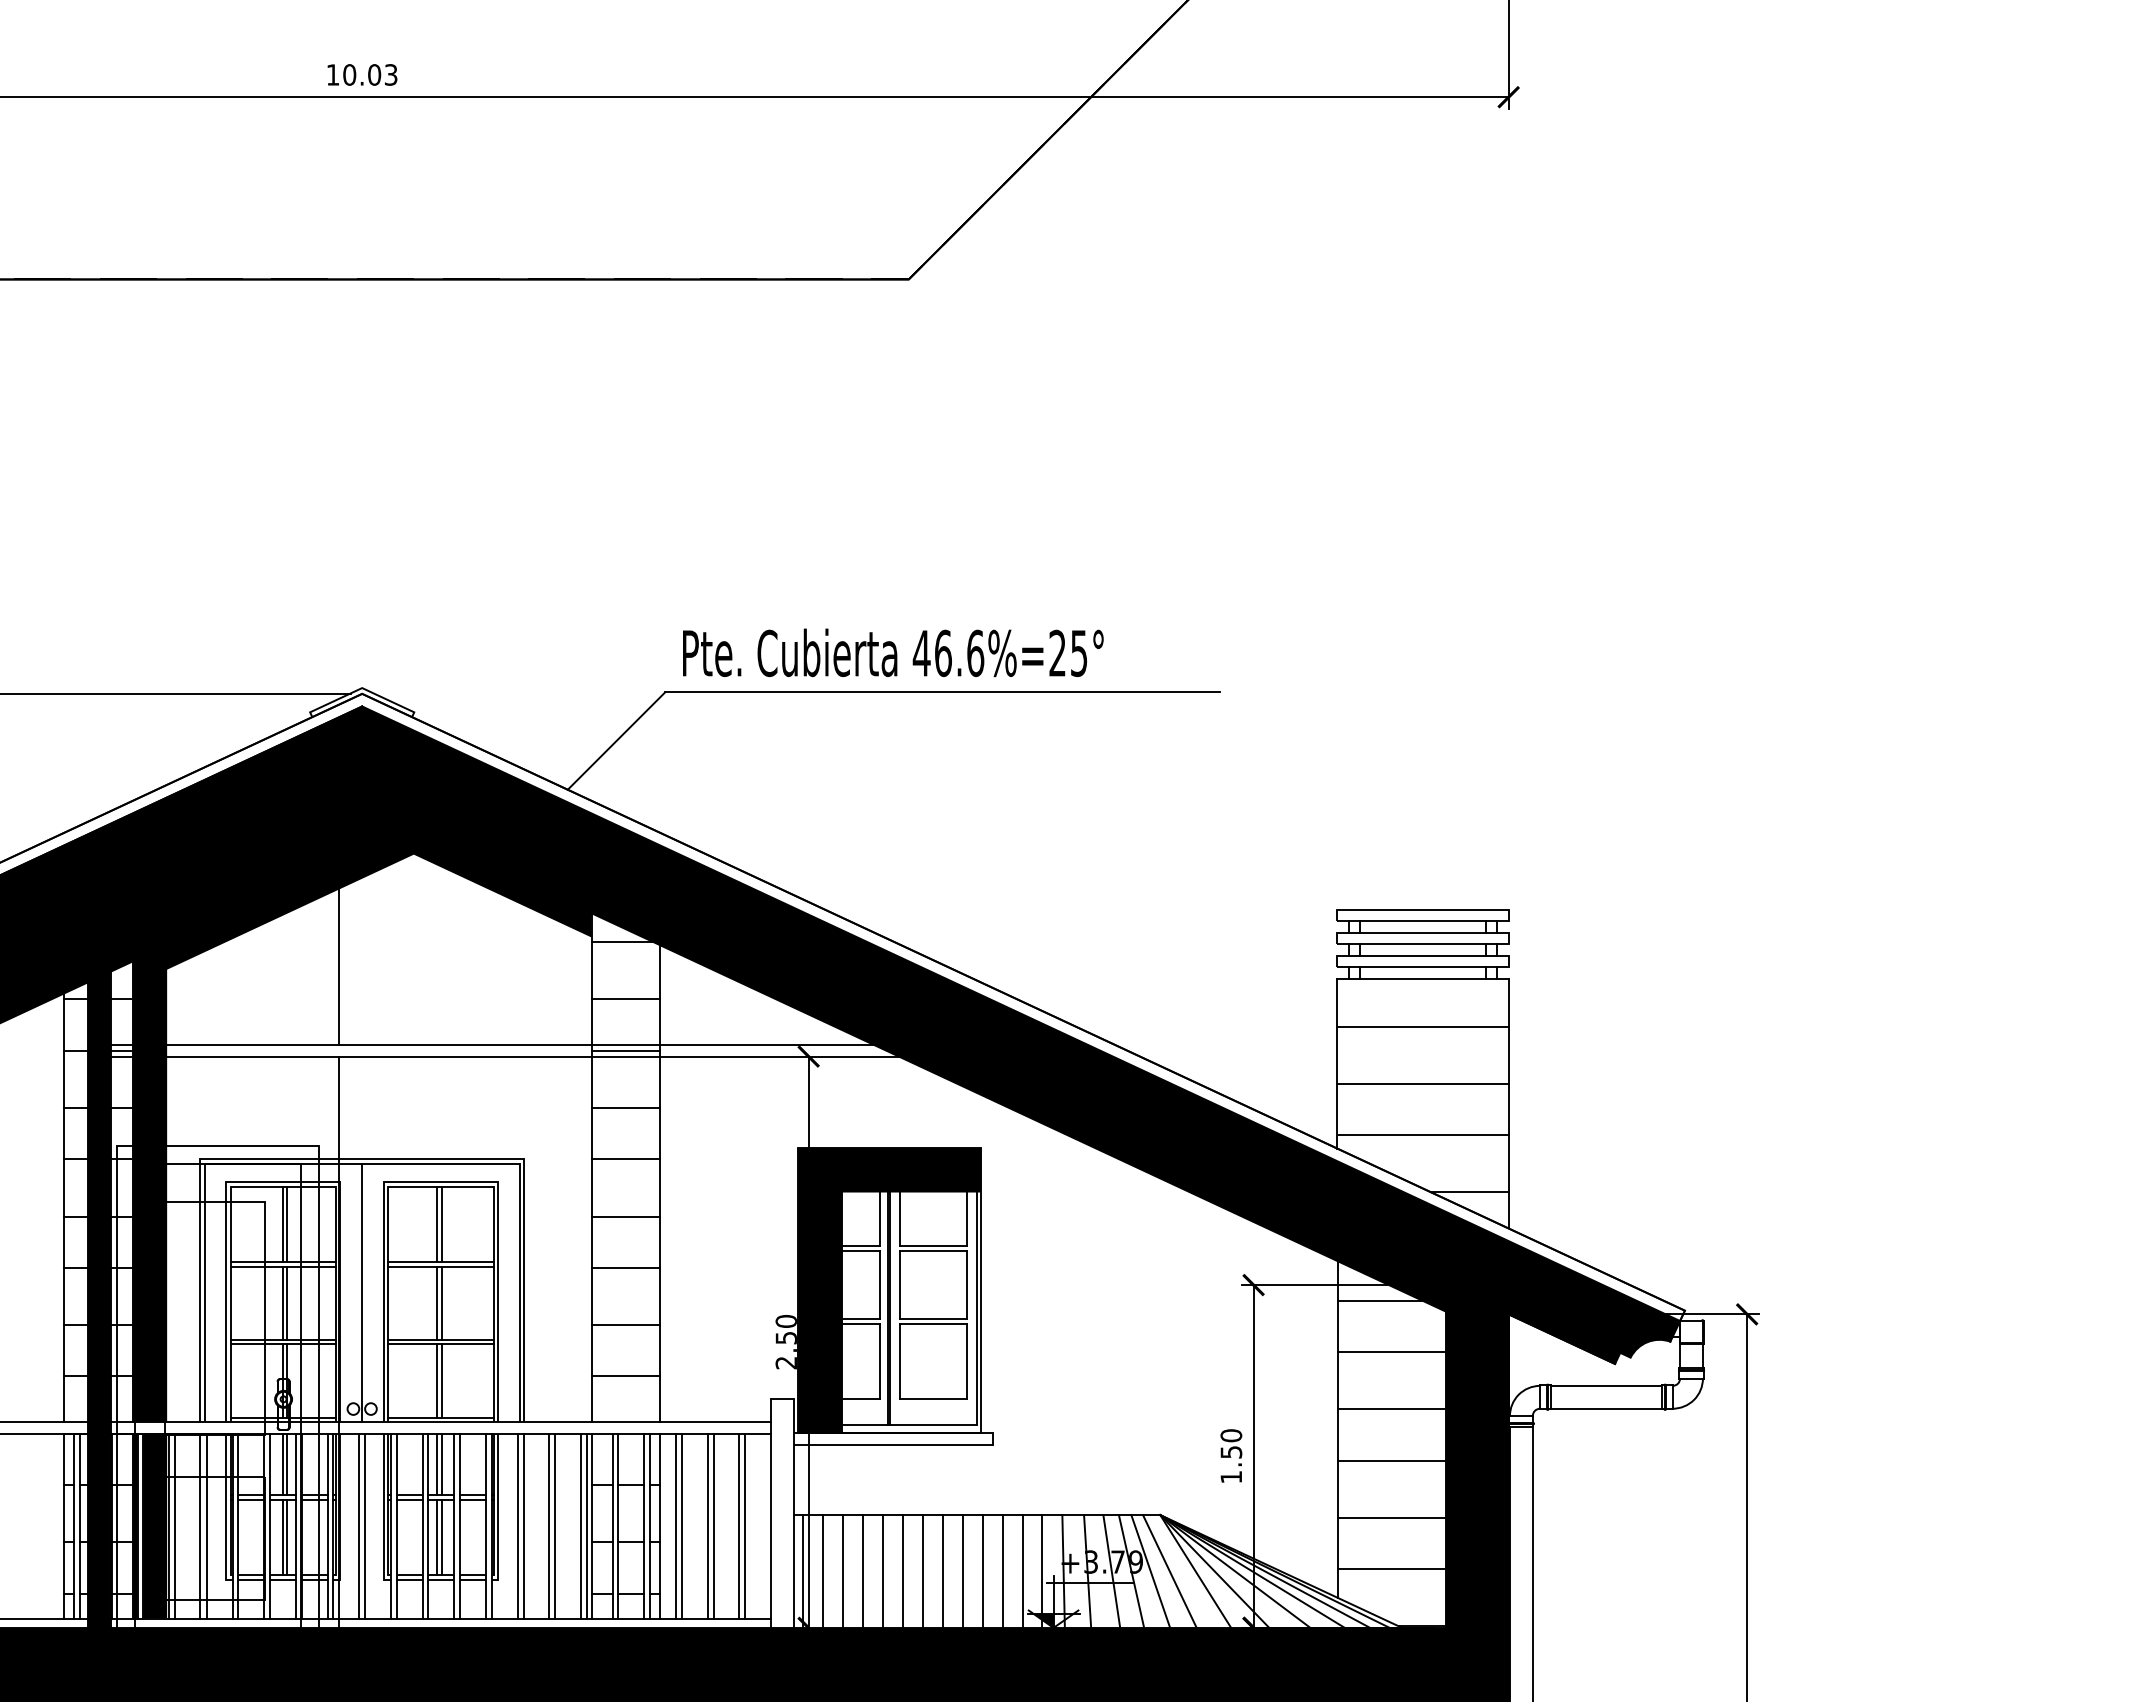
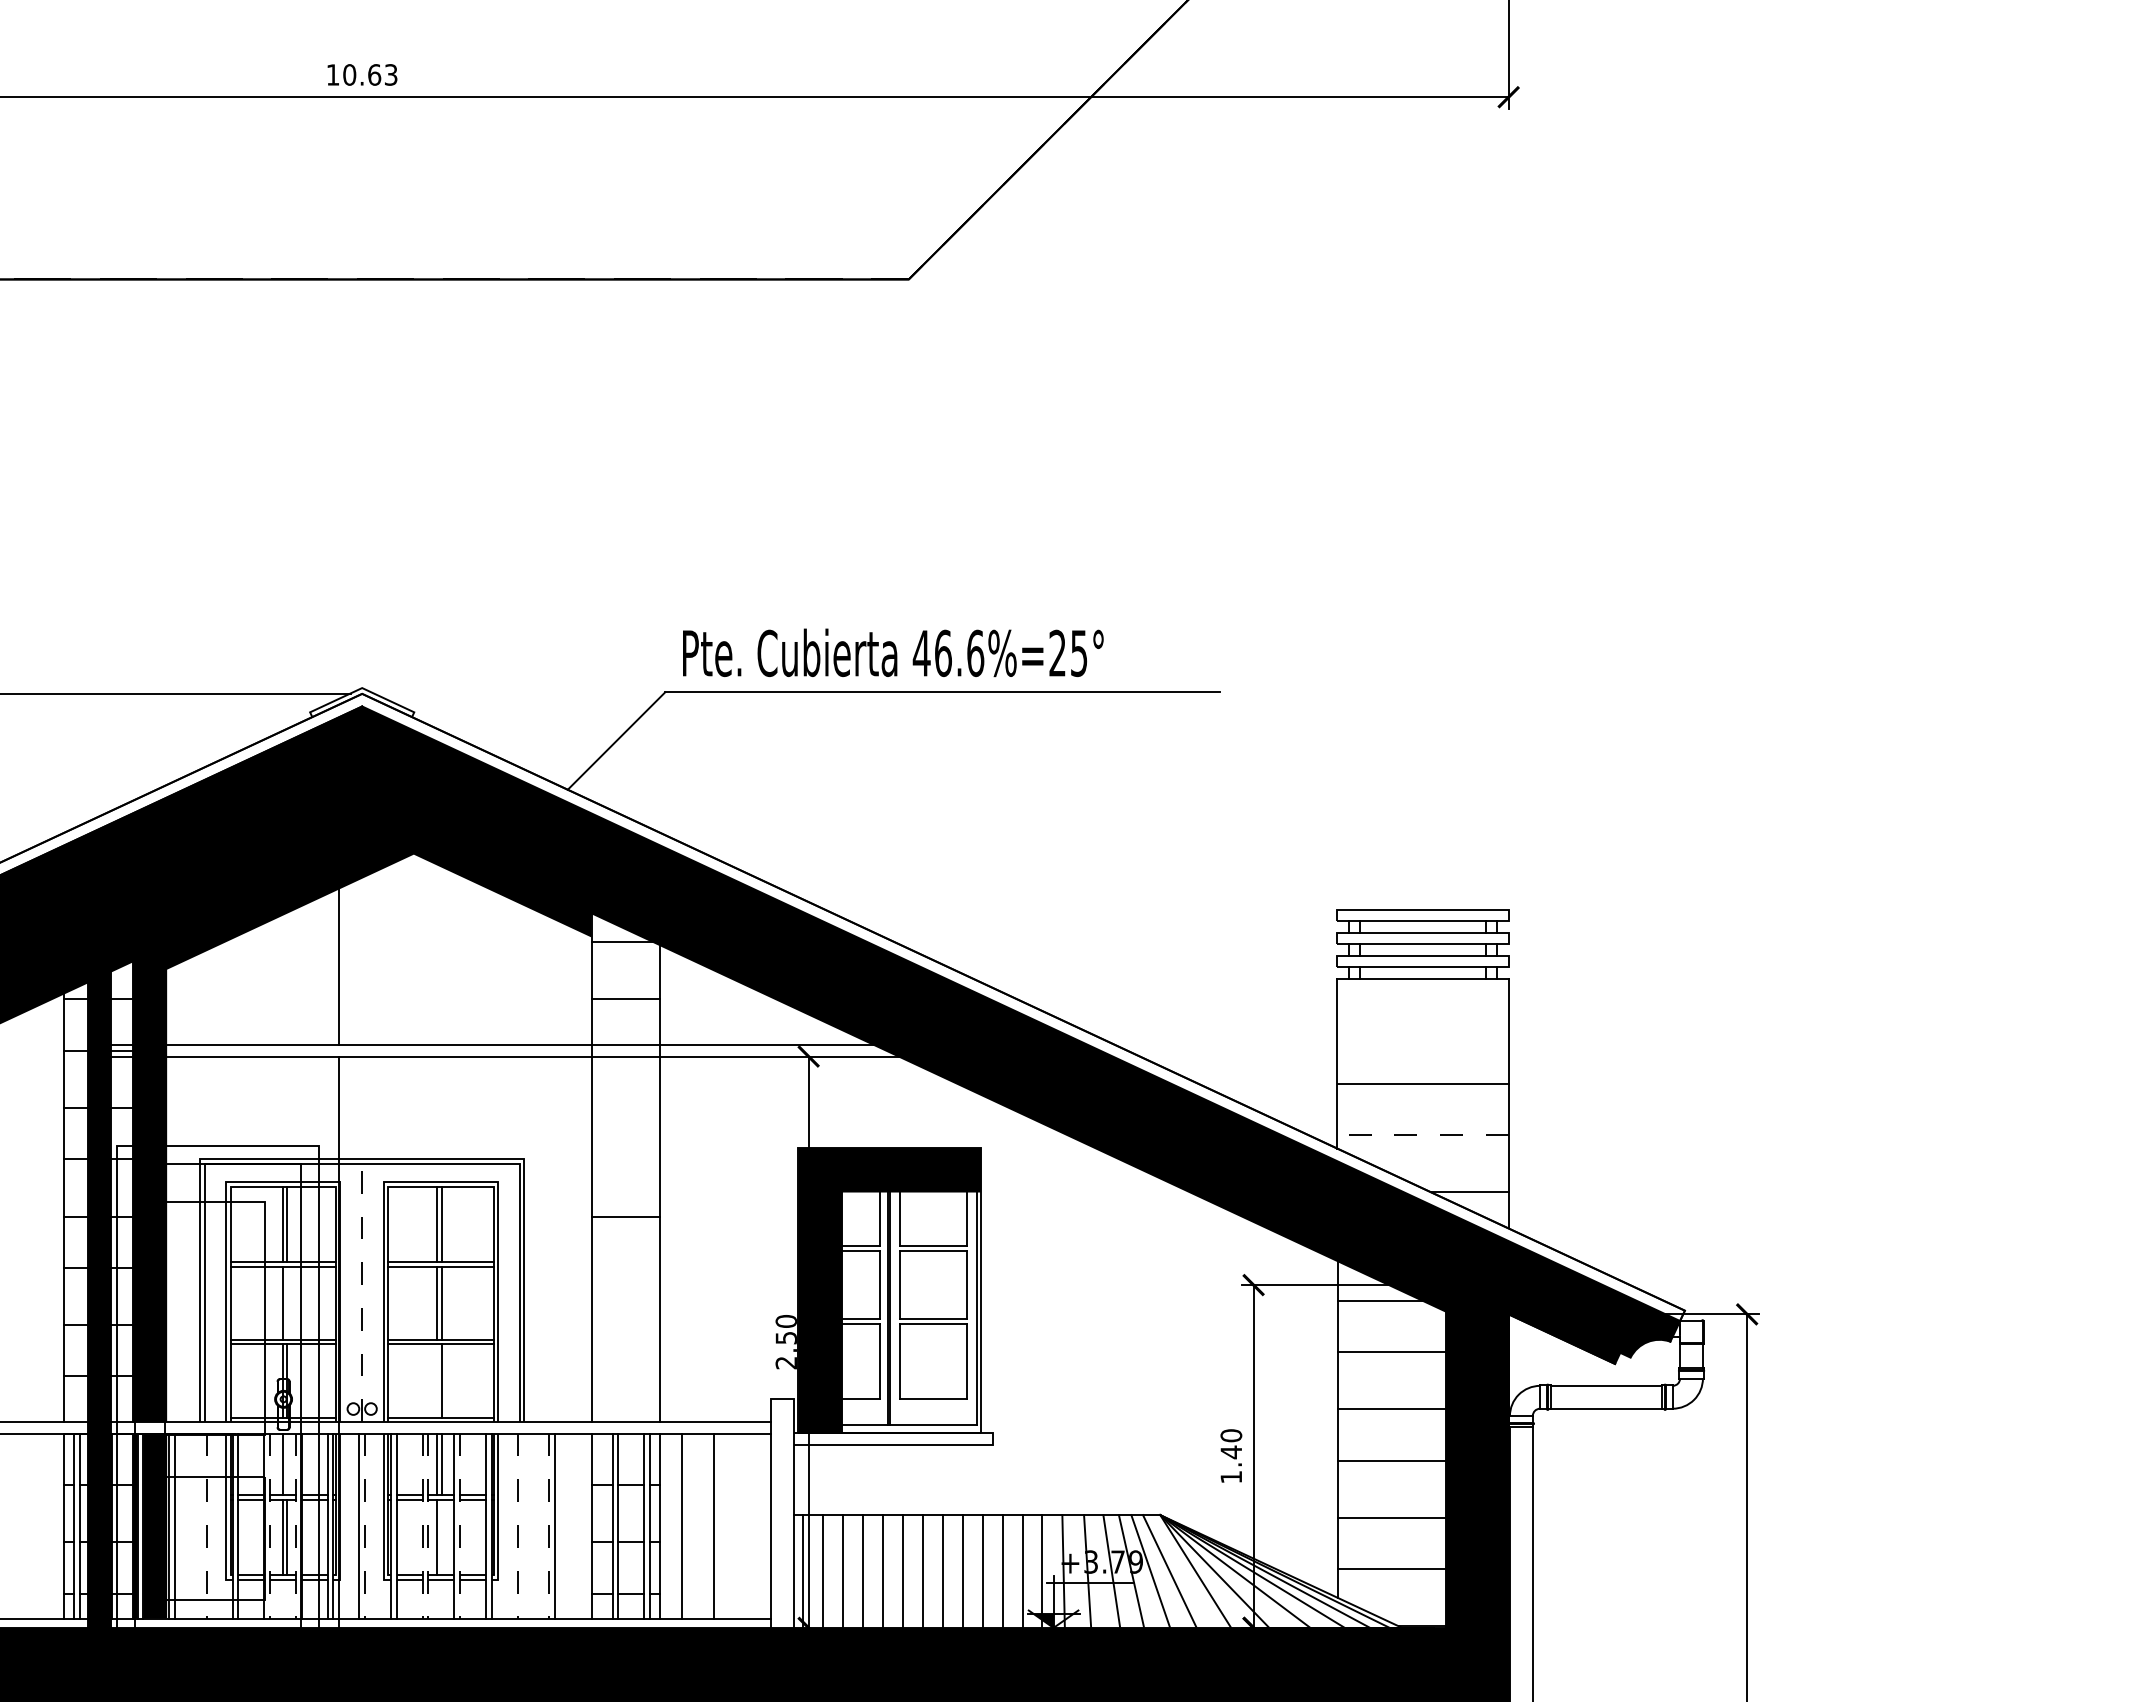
text: 10.03 -> 10.63 (374, 74)
line: present -> none (1423, 1026)
line: present -> none (625, 1050)
line: present -> none (625, 1107)
line: solid -> dashed (1422, 1135)
line: present -> none (625, 1159)
line: present -> none (625, 1267)
line: solid -> dashed (362, 1292)
line: present -> none (287, 1302)
line: present -> none (625, 1325)
line: present -> none (625, 1376)
line: present -> none (436, 1380)
text: 1.50 -> 1.40 (1231, 1452)
line: present -> none (287, 1464)
line: present -> none (199, 1525)
line: present -> none (524, 1525)
line: present -> none (581, 1525)
line: present -> none (586, 1525)
line: present -> none (676, 1525)
line: present -> none (707, 1525)
line: present -> none (739, 1525)
line: present -> none (745, 1525)
line: solid -> dashed (206, 1526)
line: solid -> dashed (270, 1526)
line: solid -> dashed (295, 1526)
line: solid -> dashed (365, 1526)
line: solid -> dashed (422, 1526)
line: solid -> dashed (428, 1526)
line: solid -> dashed (460, 1526)
line: solid -> dashed (517, 1526)
line: solid -> dashed (549, 1526)
line: present -> none (441, 1537)
